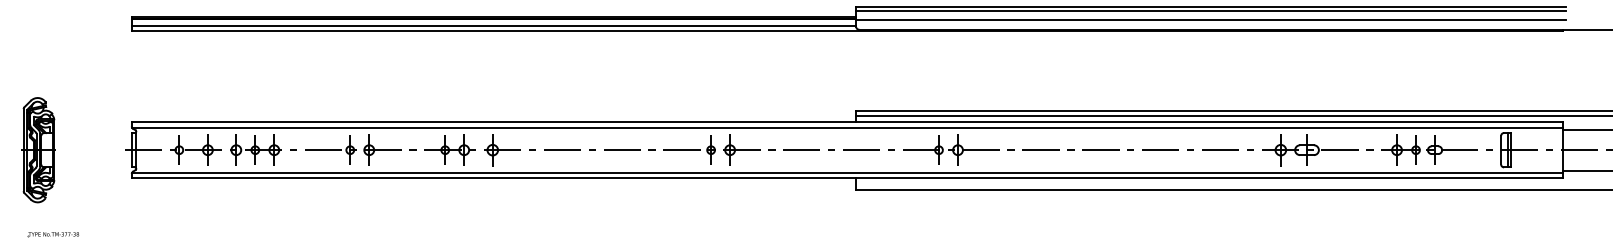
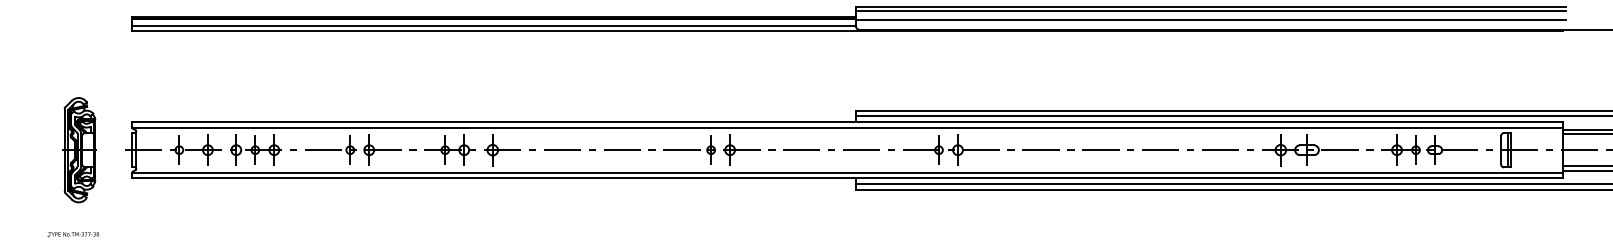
line: none -> present (1586, 133)
part position: (38, 150) -> (79, 150) (79, 150)
line: none -> present (1586, 166)
line: none -> present (1232, 184)
part position: (53, 234) -> (73, 234) (73, 234)
